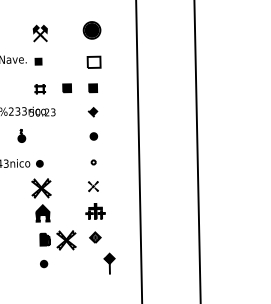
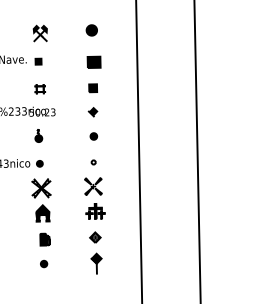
part size: 20x19 px -> 13x13 px (91, 30)
fill: none -> present (93, 62)
part: present -> none (66, 88)
part position: (21, 135) -> (38, 135) (38, 135)
part size: 11x12 px -> 19x19 px (93, 186)
part: present -> none (66, 240)
part position: (109, 263) -> (96, 263) (96, 263)
